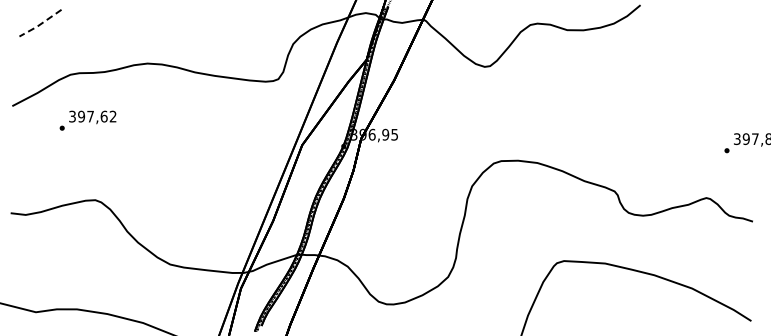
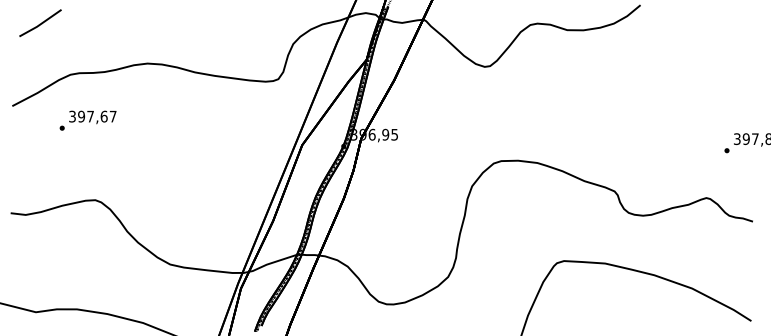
line: dashed -> solid (40, 24)
text: 397,62 -> 397,67 (112, 116)
